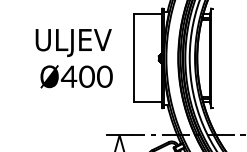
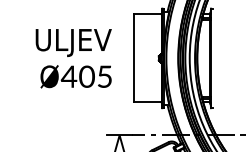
text: 400 -> 405 (104, 76)
